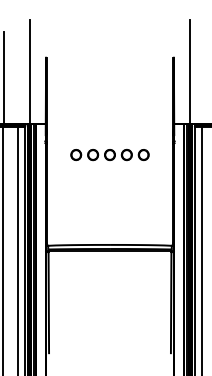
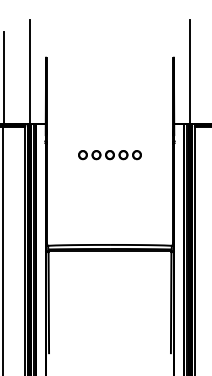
part size: 80x13 px -> 64x11 px (109, 155)
line: present -> none (17, 249)
line: present -> none (202, 249)
